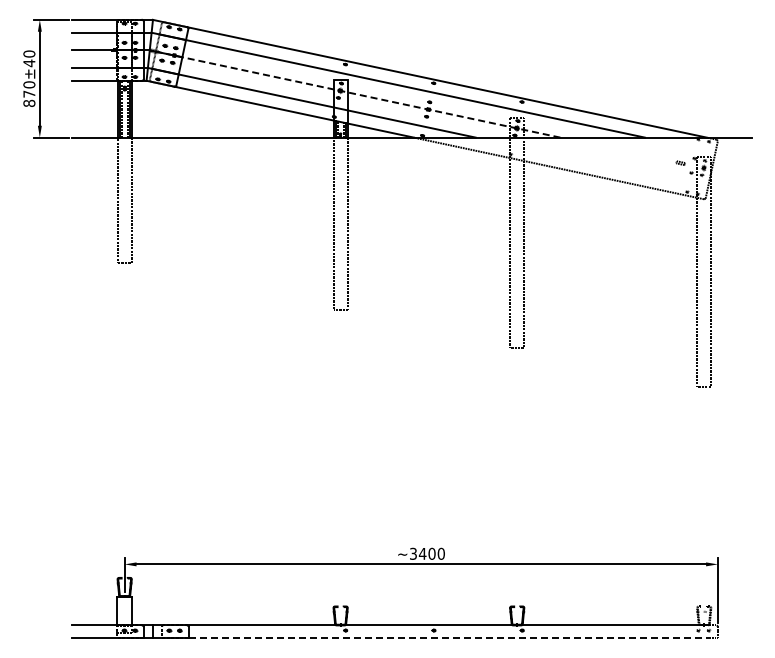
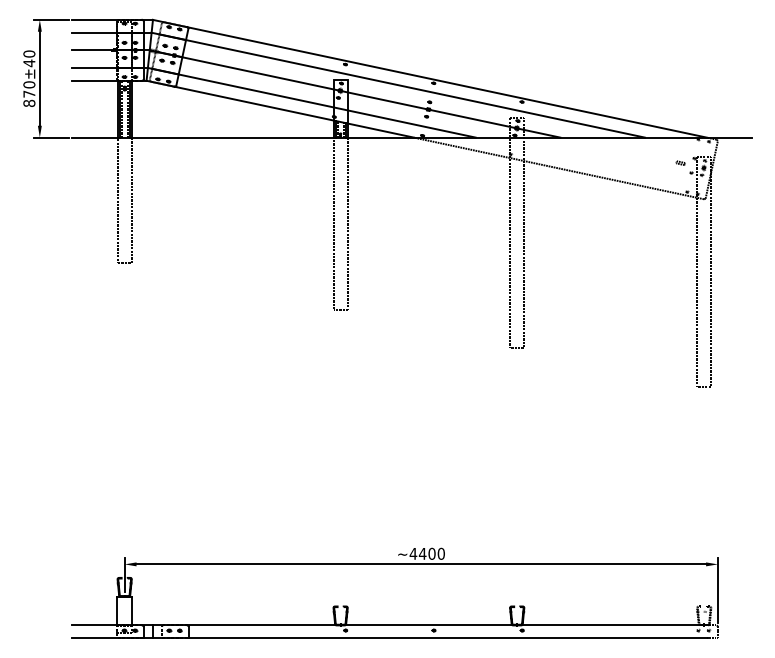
line: dashed -> solid (358, 94)
text: ~3400 -> ~4400 (413, 553)
line: dashed -> solid (448, 638)
